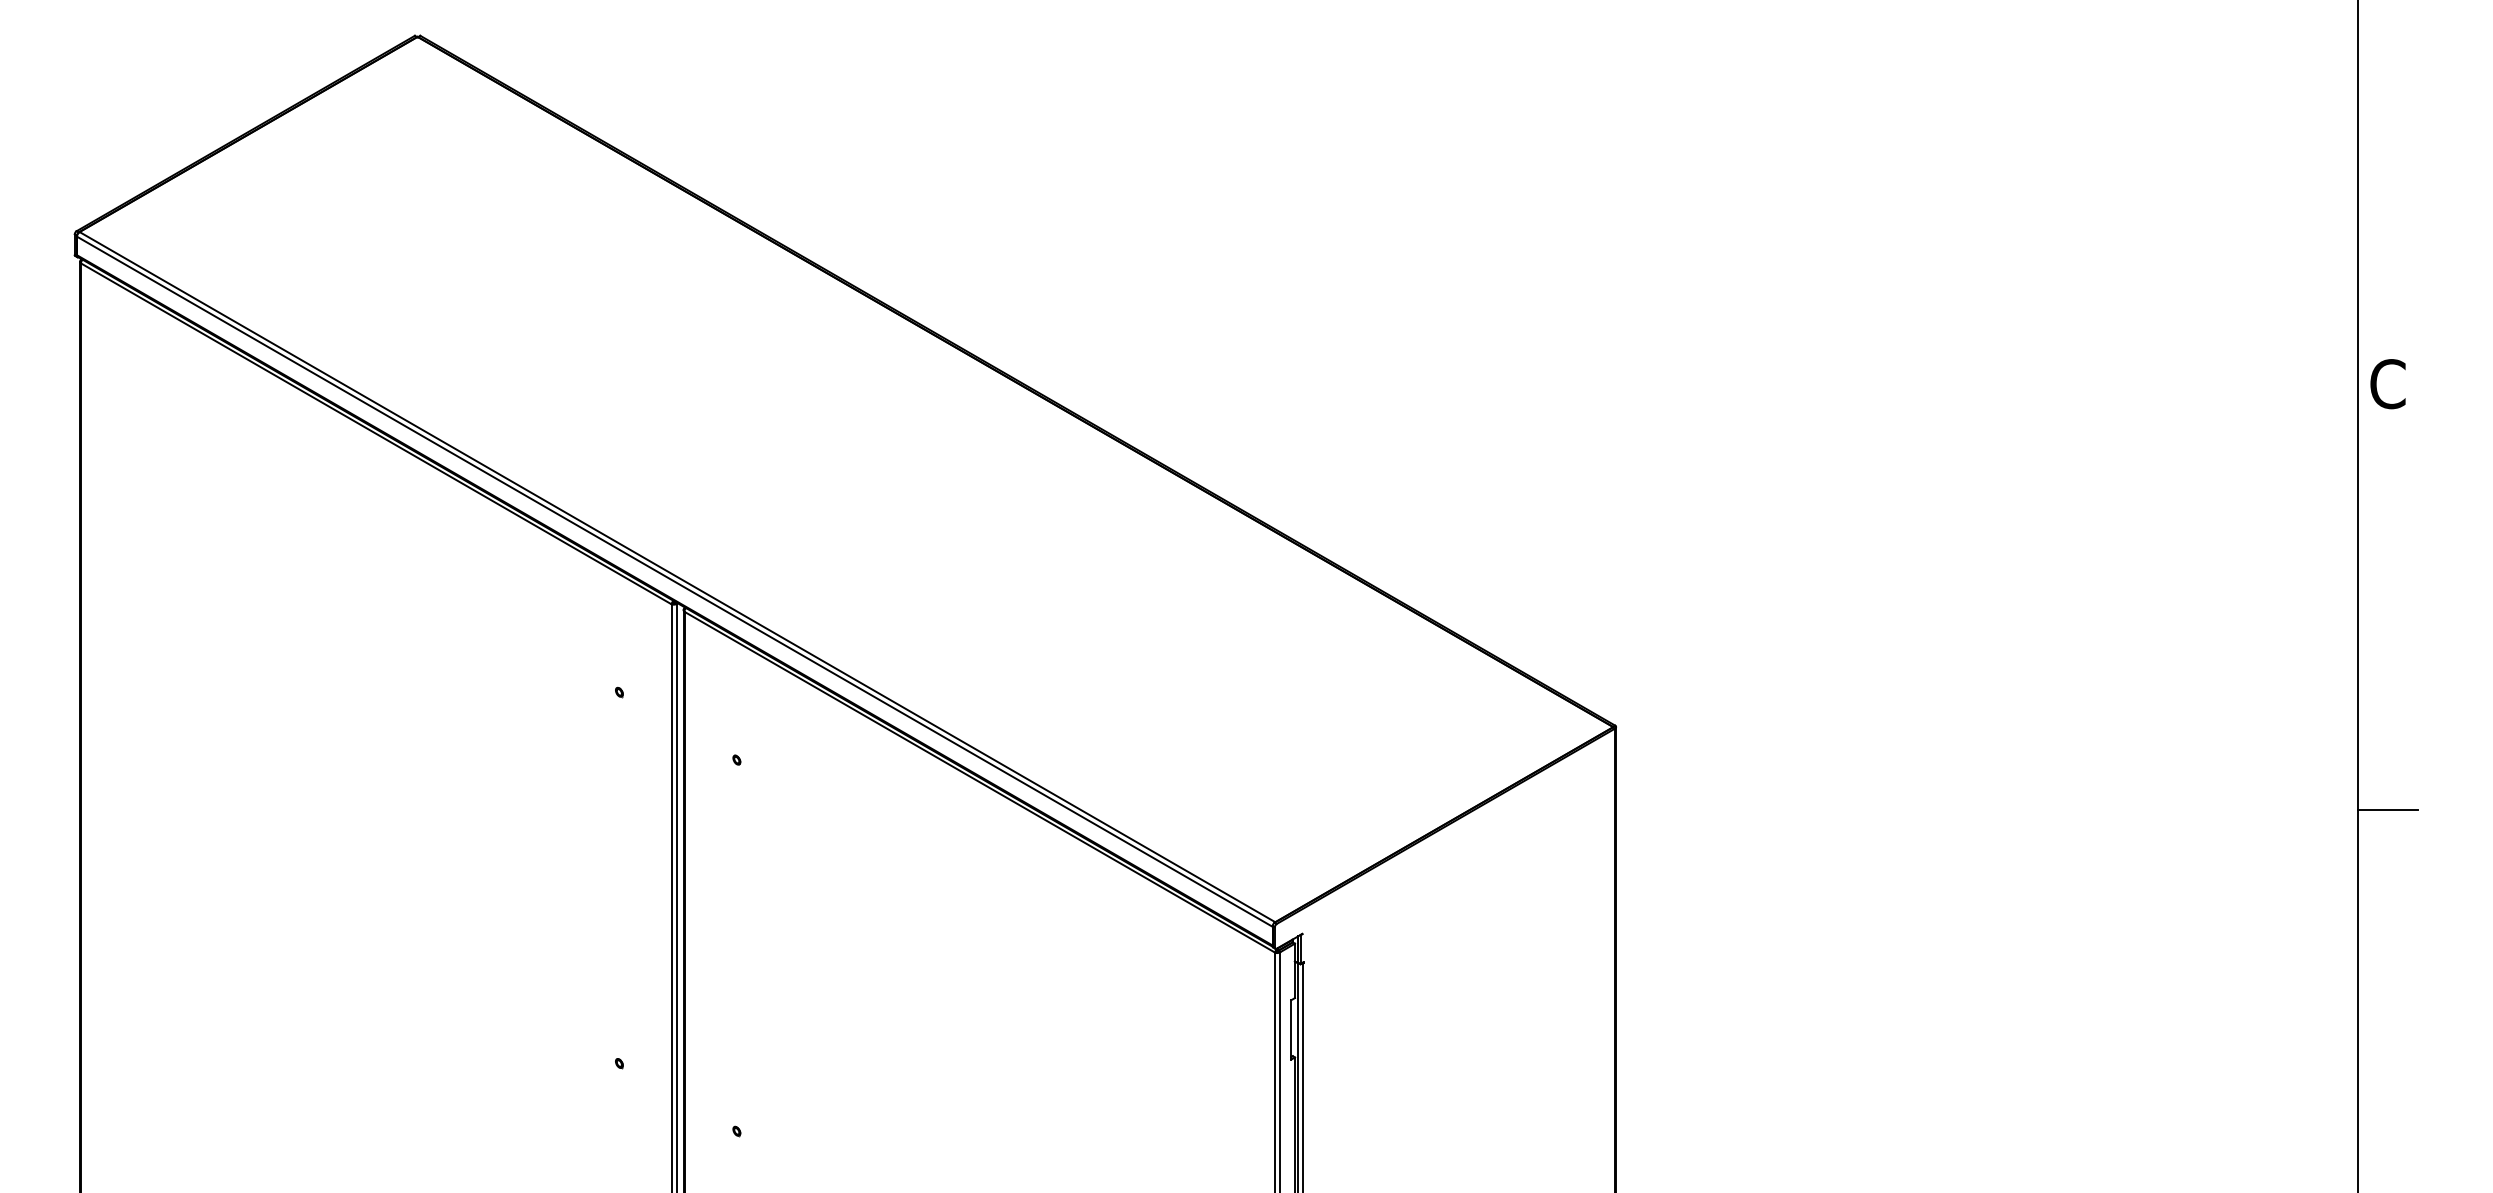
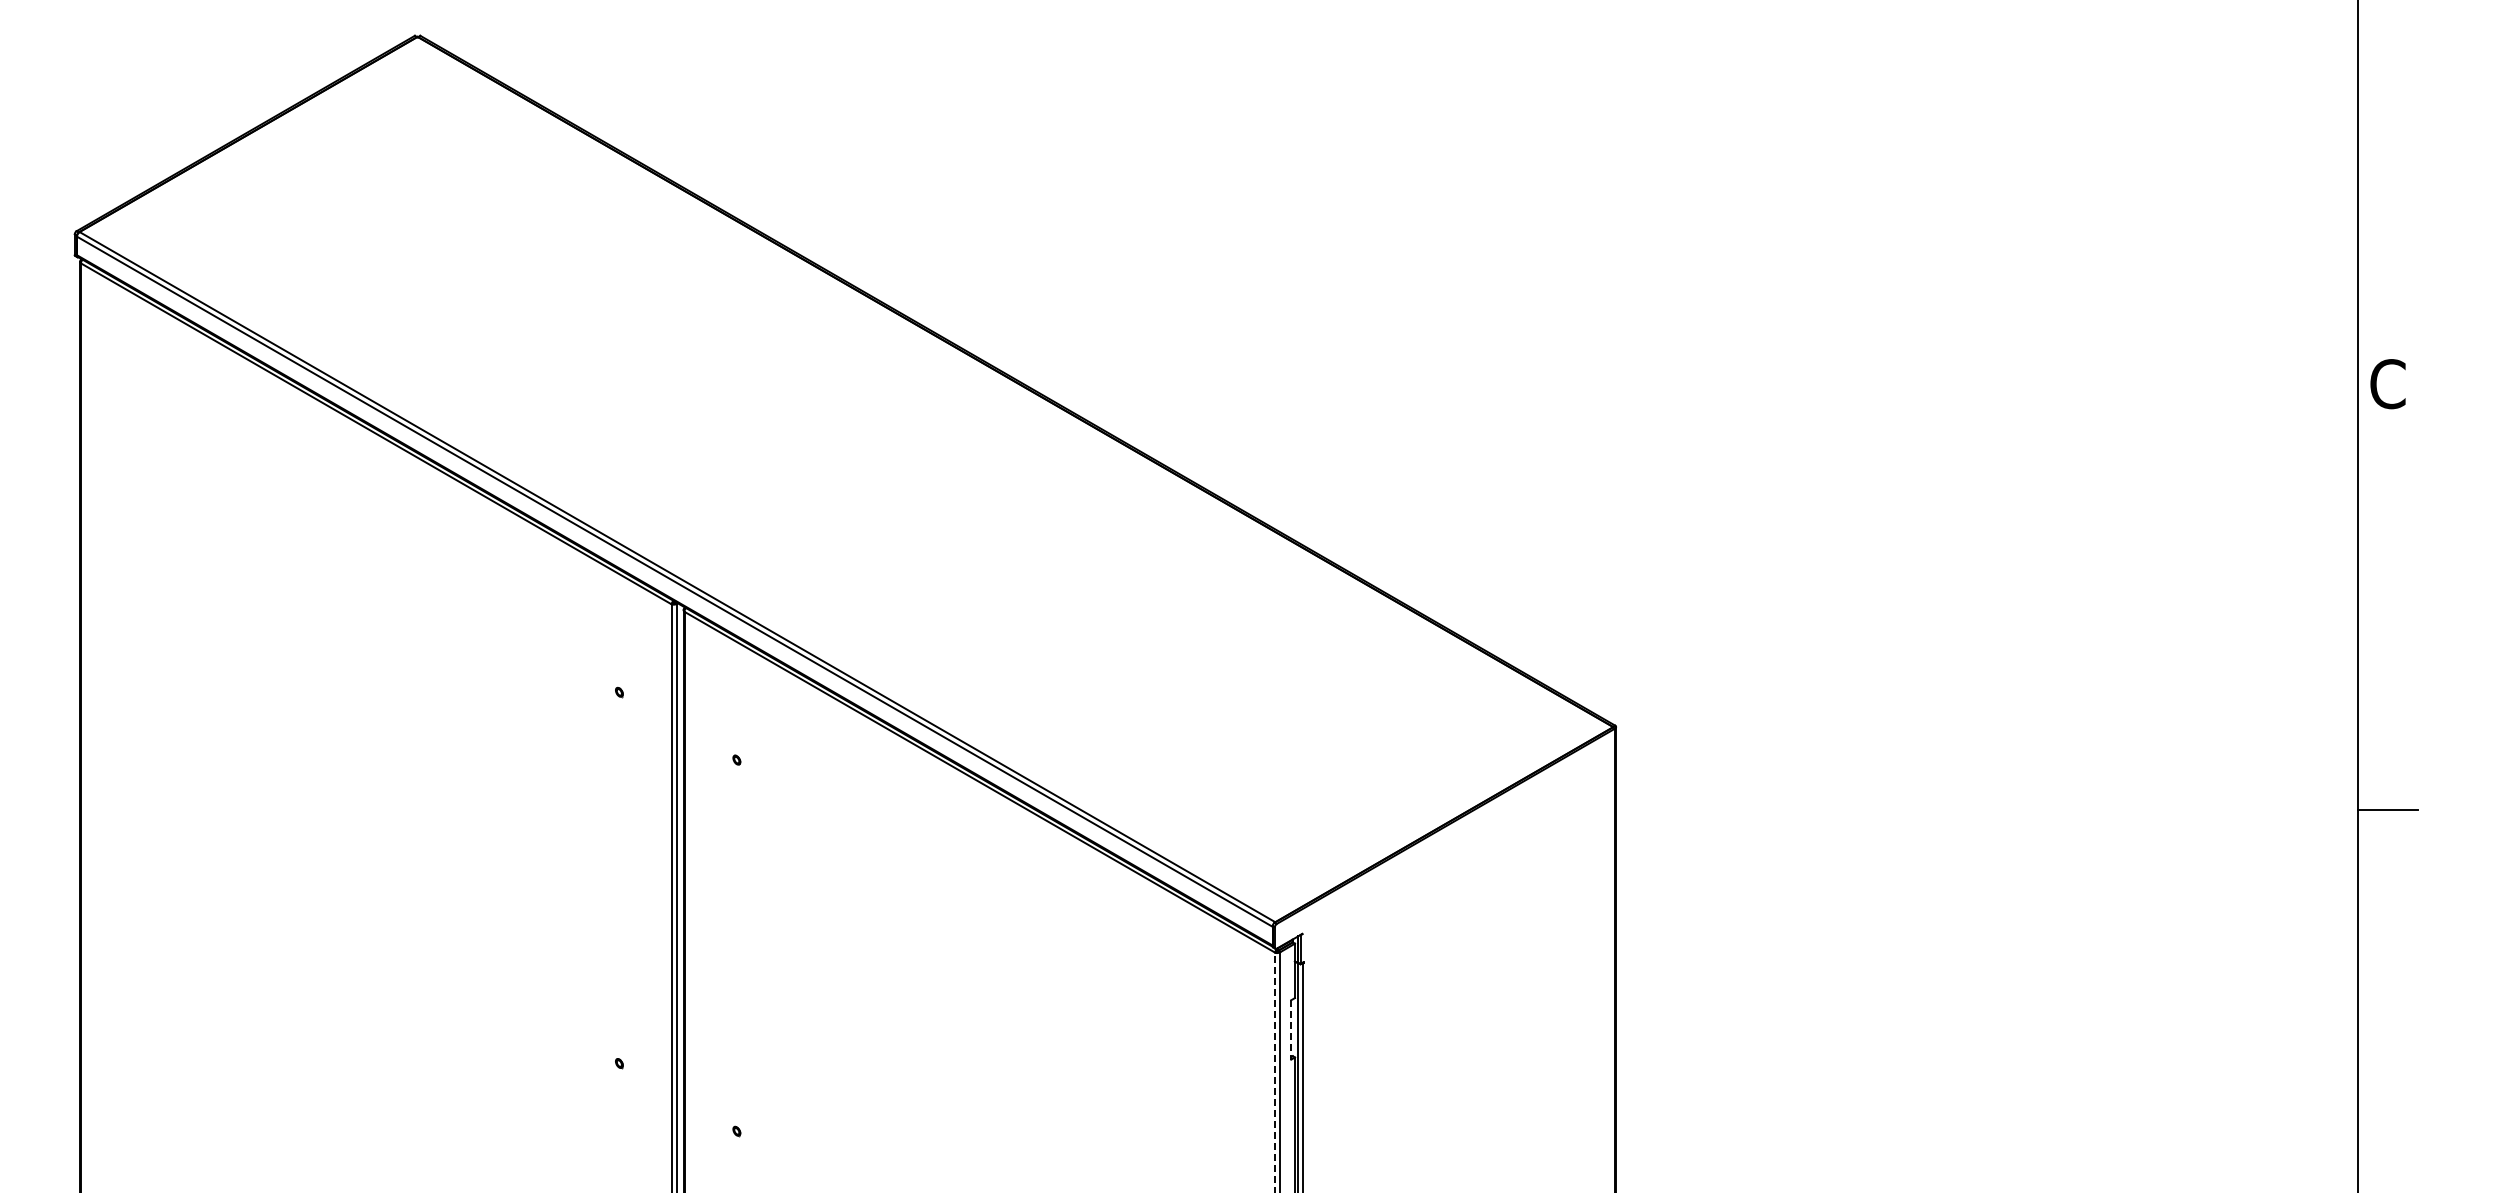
line: solid -> dashed (1291, 1029)
line: solid -> dashed (1275, 1072)
